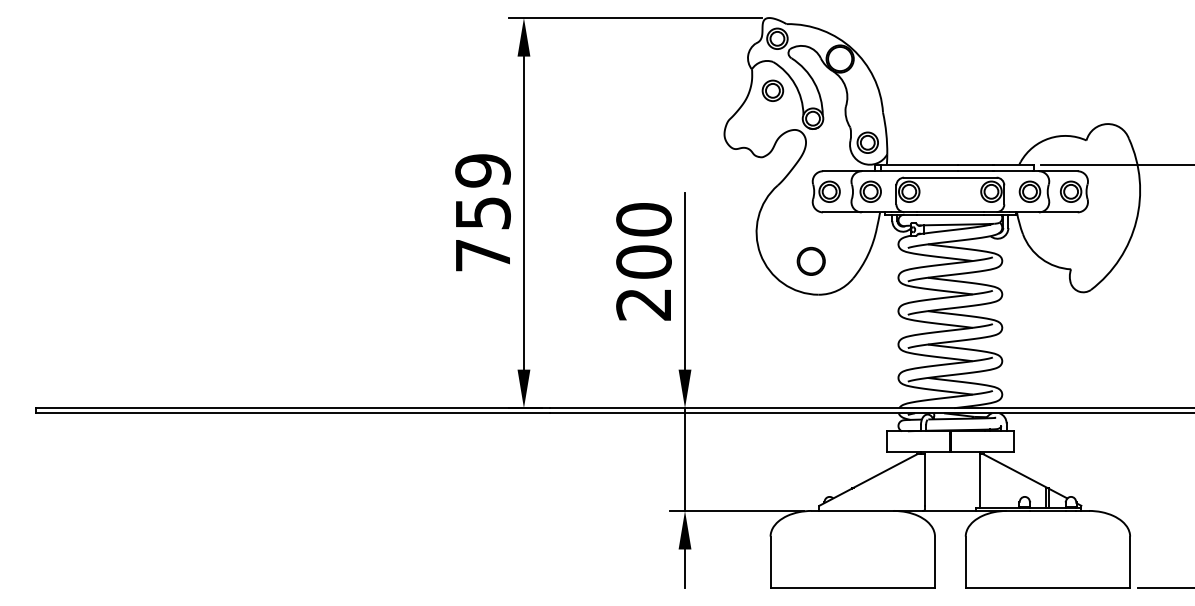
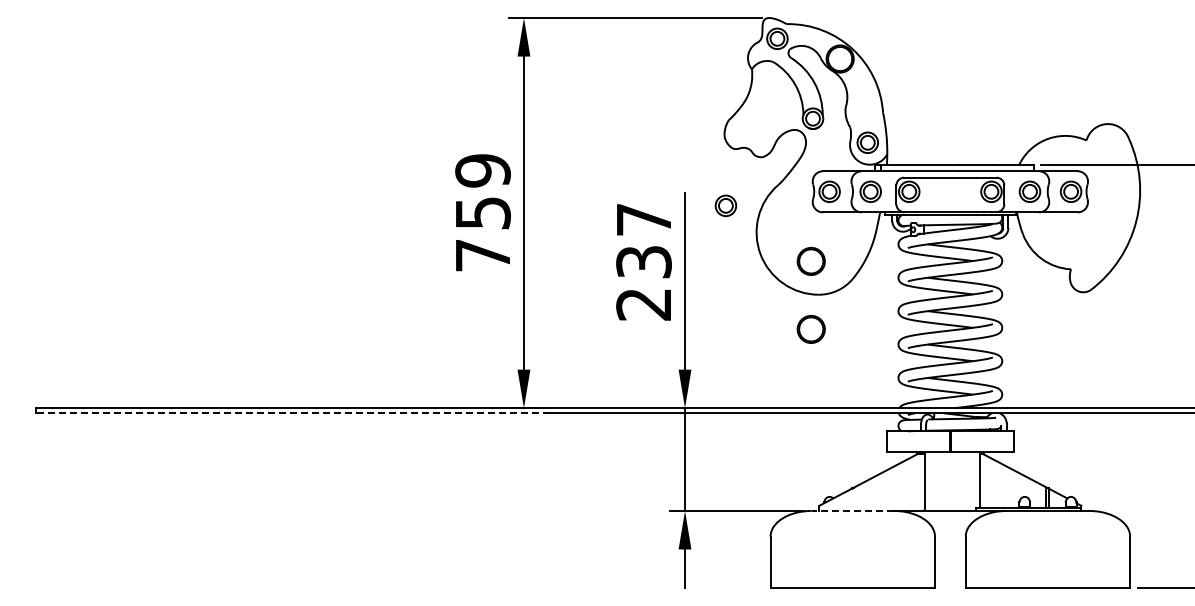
part position: (772, 90) -> (725, 205) (725, 205)
text: 200 -> 237 (643, 240)
part: none -> present (810, 328)
line: solid -> dashed (292, 413)
line: solid -> dashed (852, 510)
